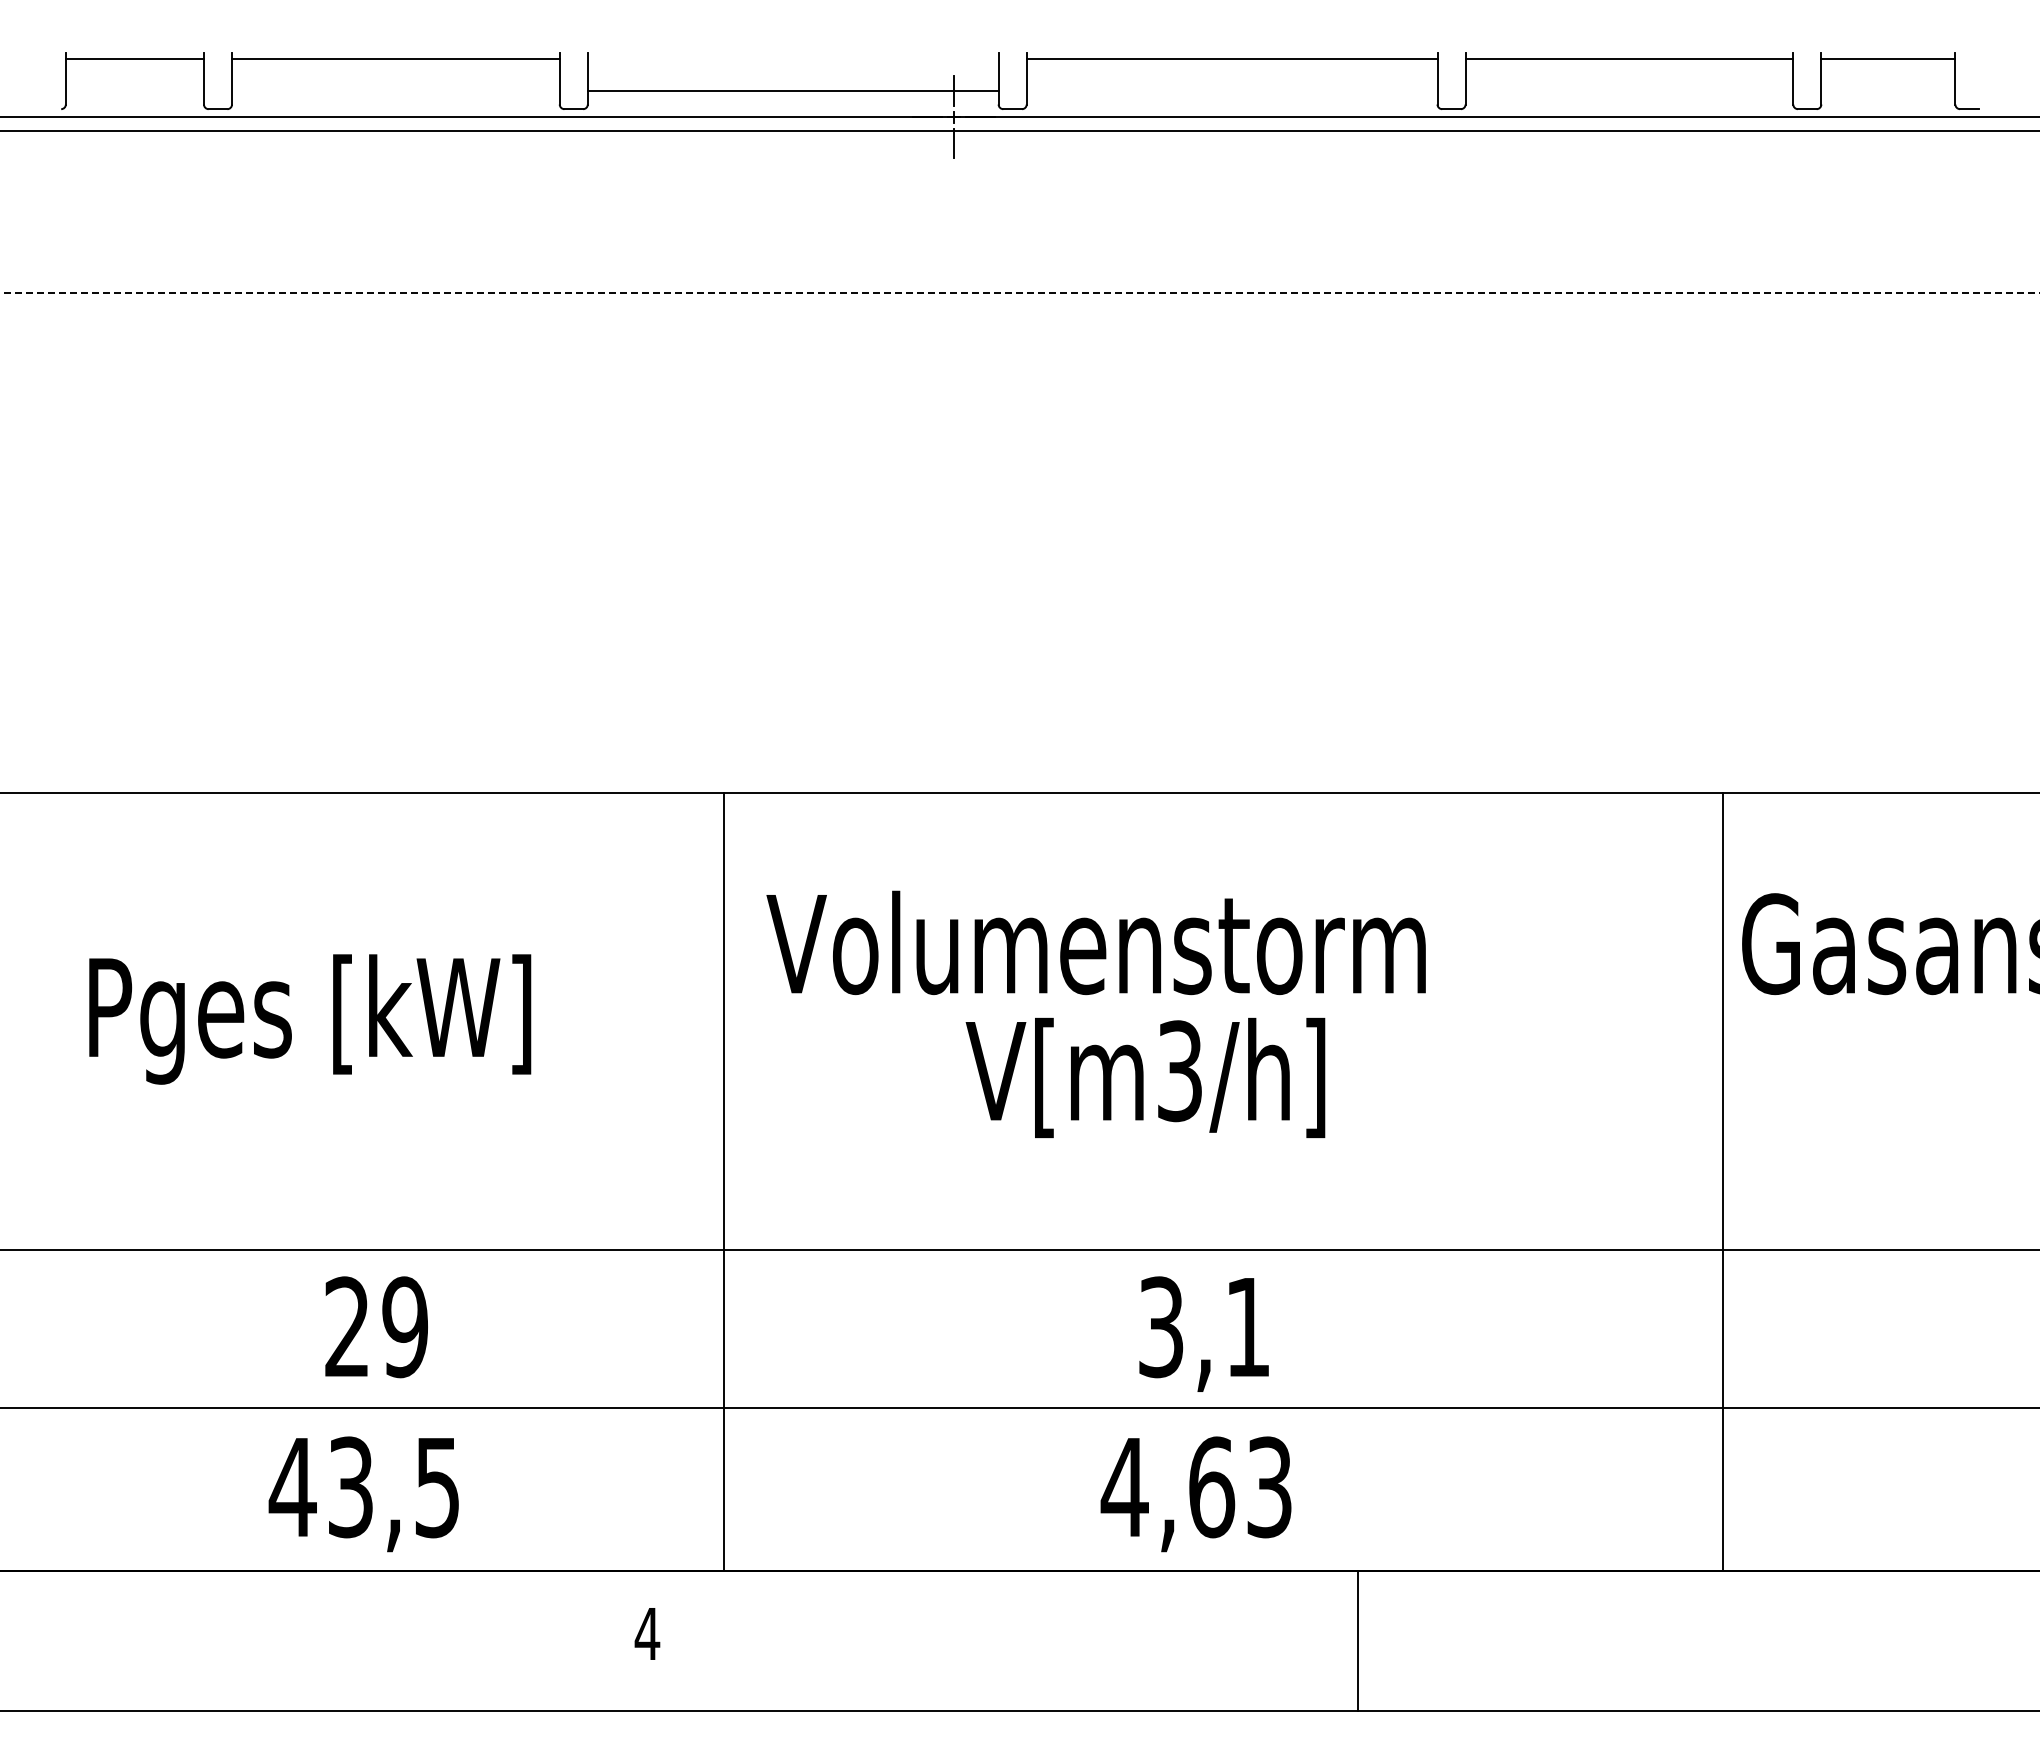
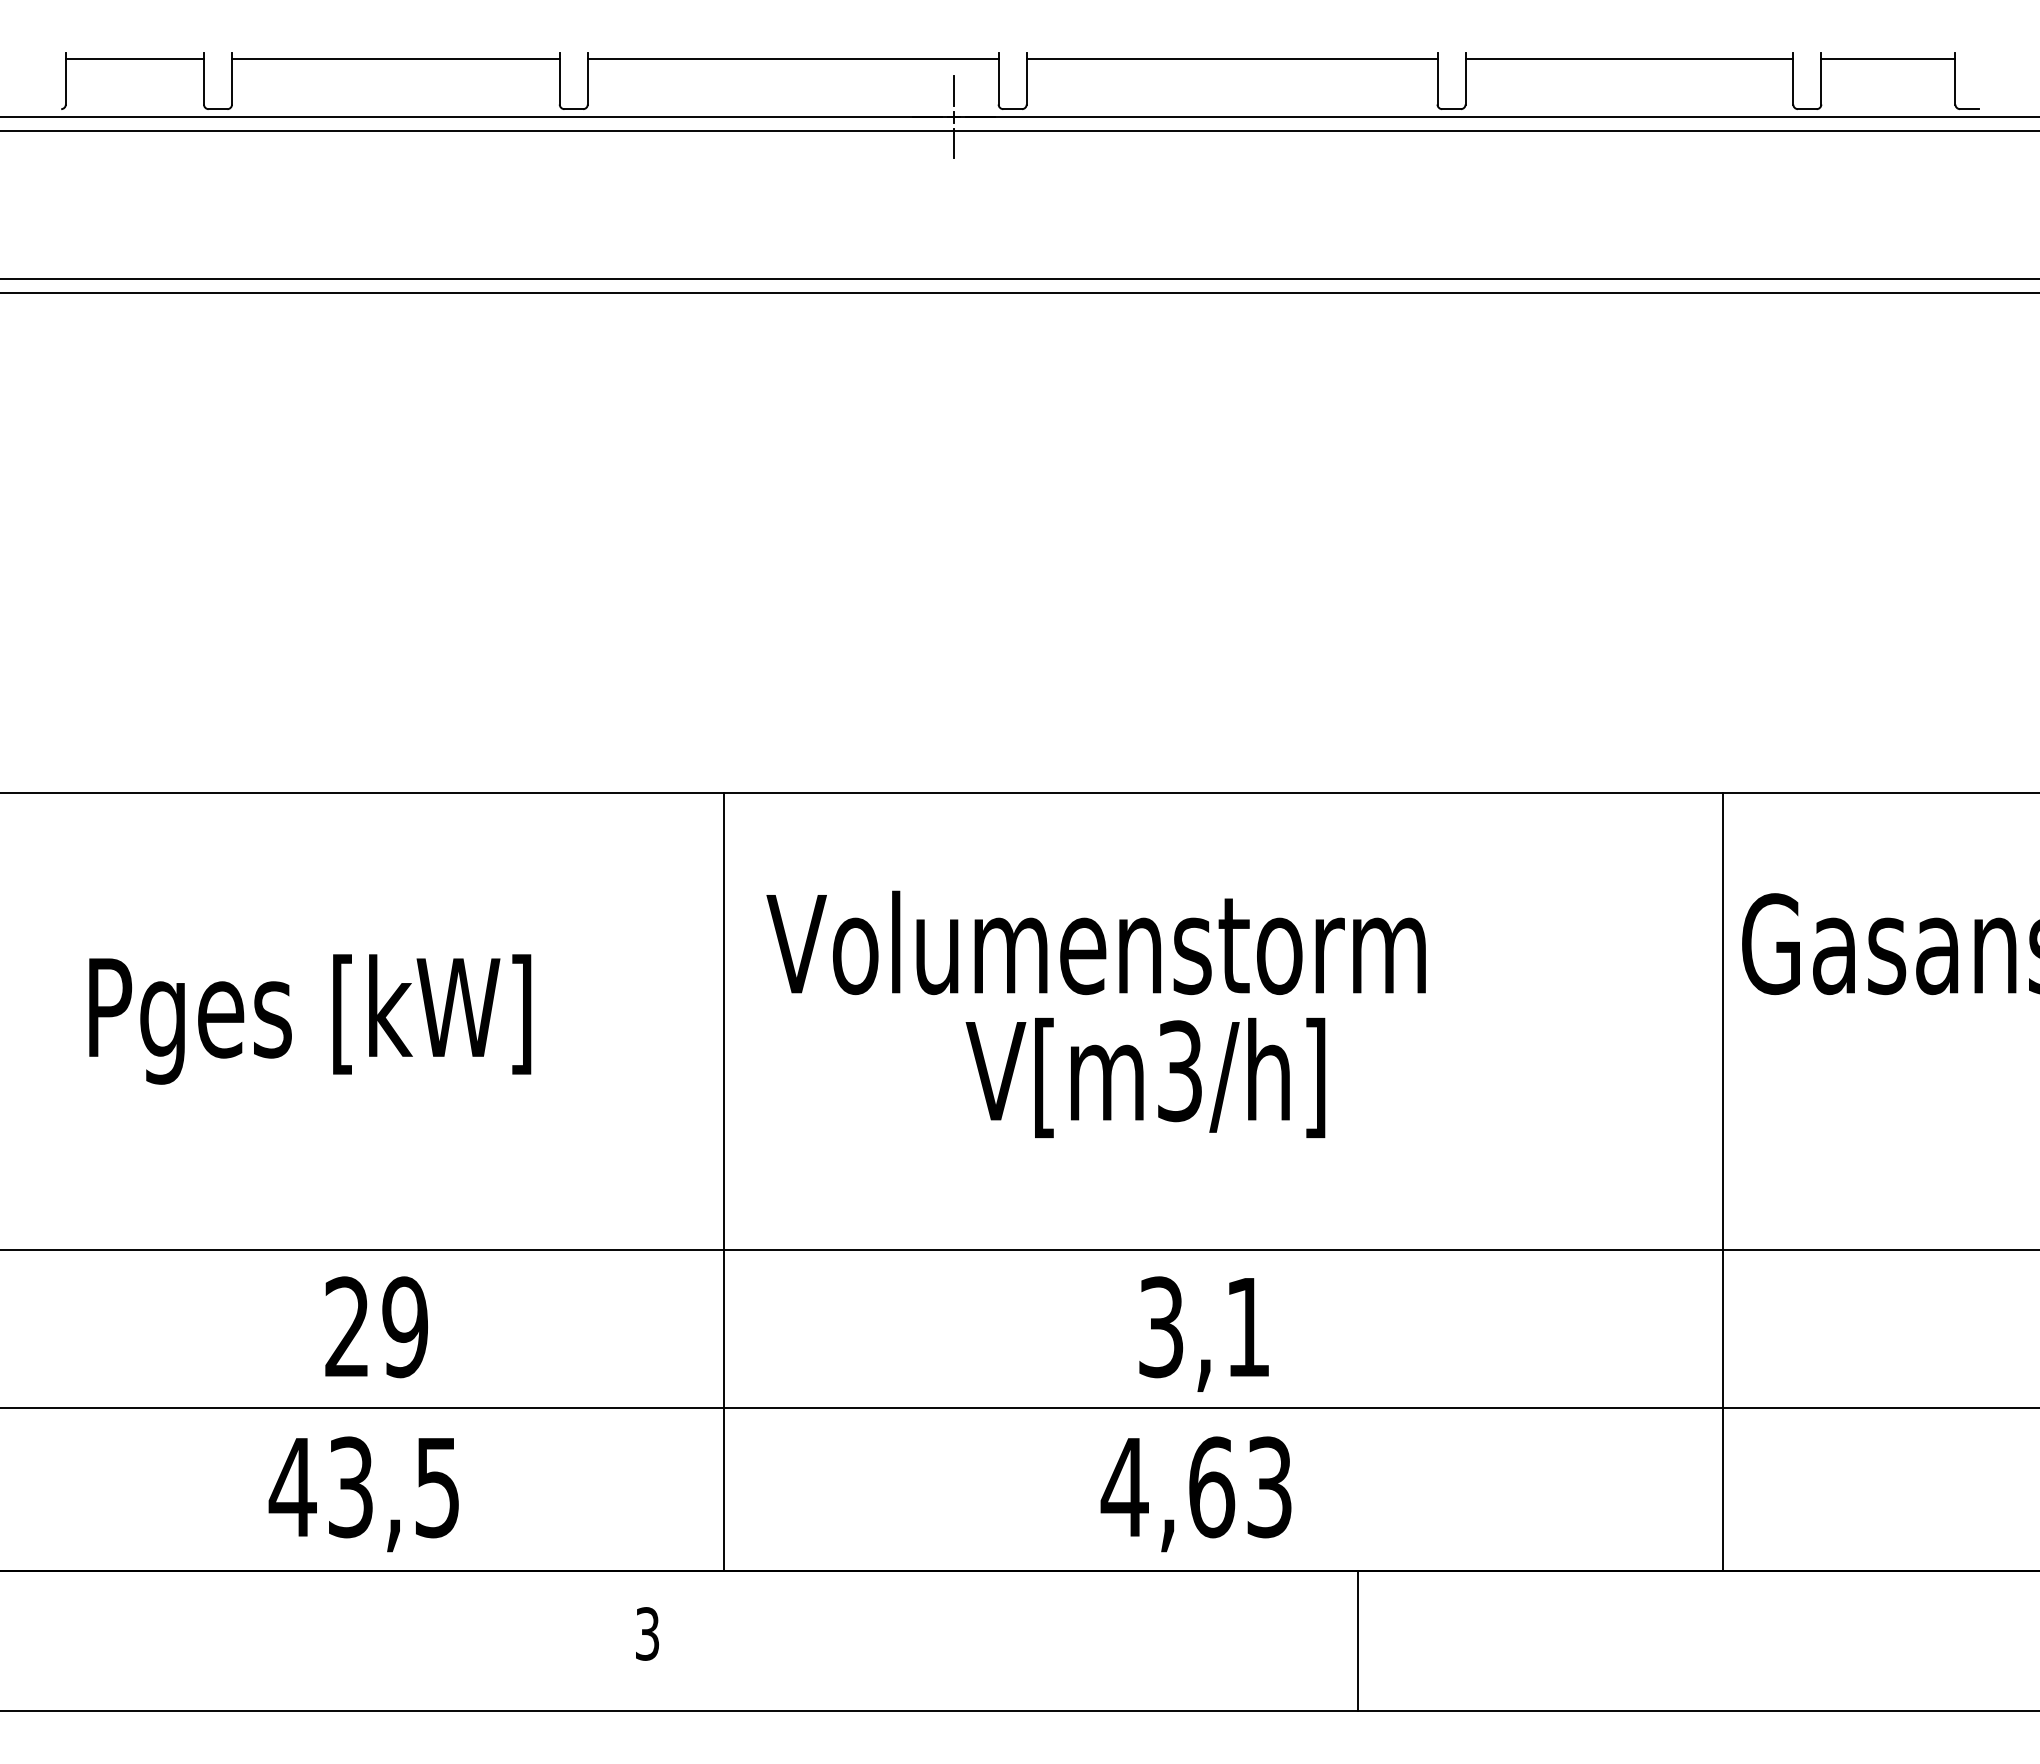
line position: (792, 91) -> (792, 59) (792, 59)
line: none -> present (1019, 278)
line: dashed -> solid (1020, 292)
text: 4 -> 3 (647, 1633)
